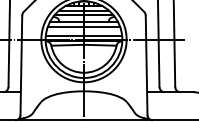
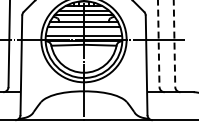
line: solid -> dashed (158, 44)
line: solid -> dashed (174, 44)
